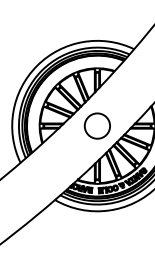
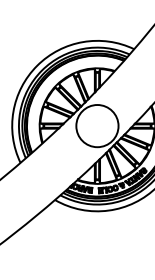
circle diameter: 25 px -> 42 px (97, 126)
